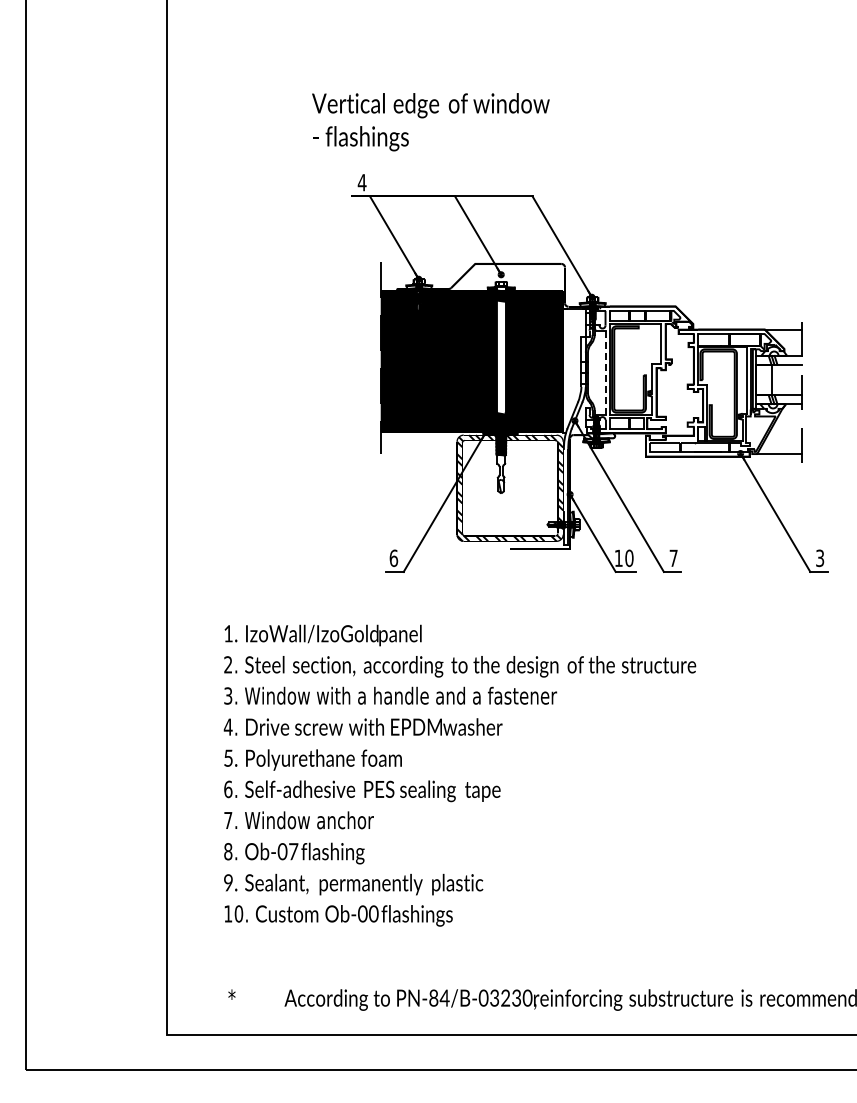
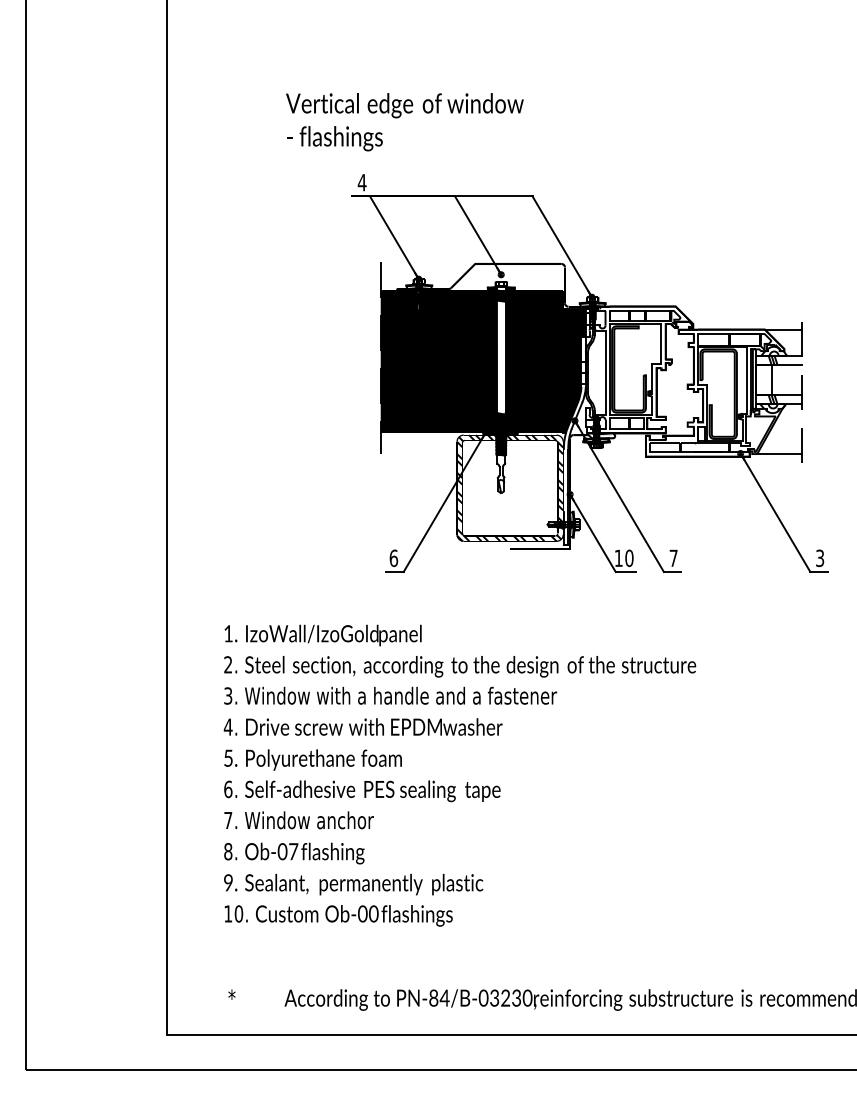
text position: (430, 122) -> (404, 122) (404, 122)
fill: none -> present (574, 370)
line: dashed -> solid (605, 372)
